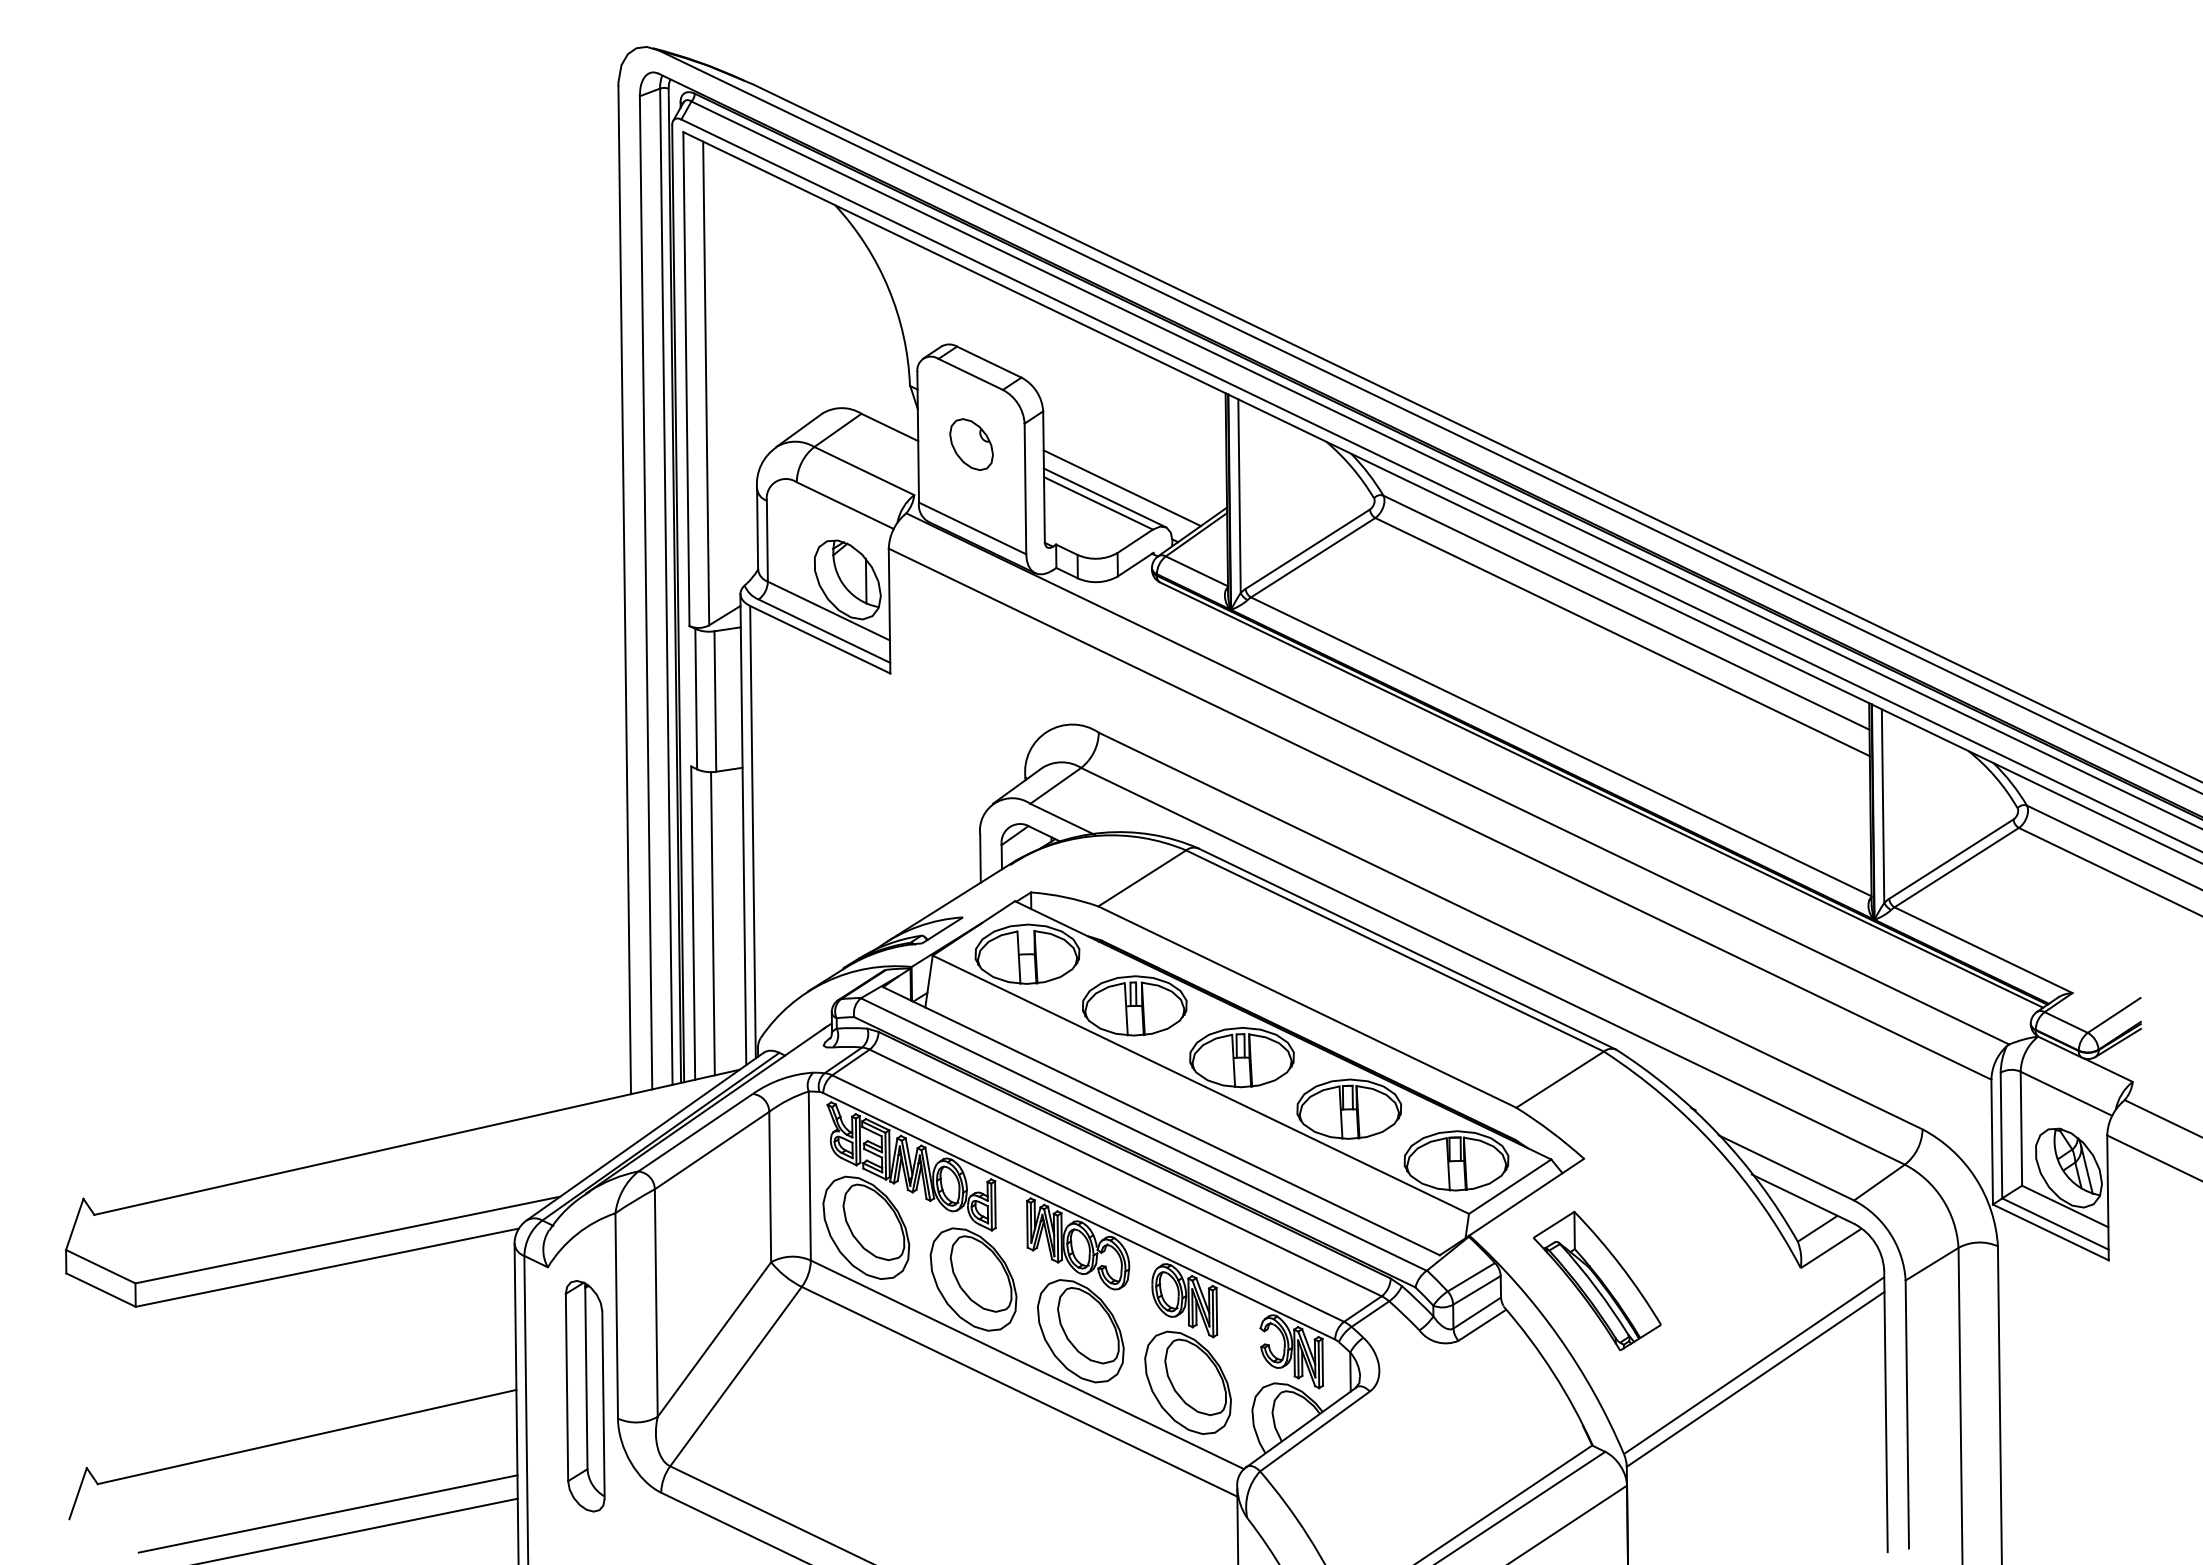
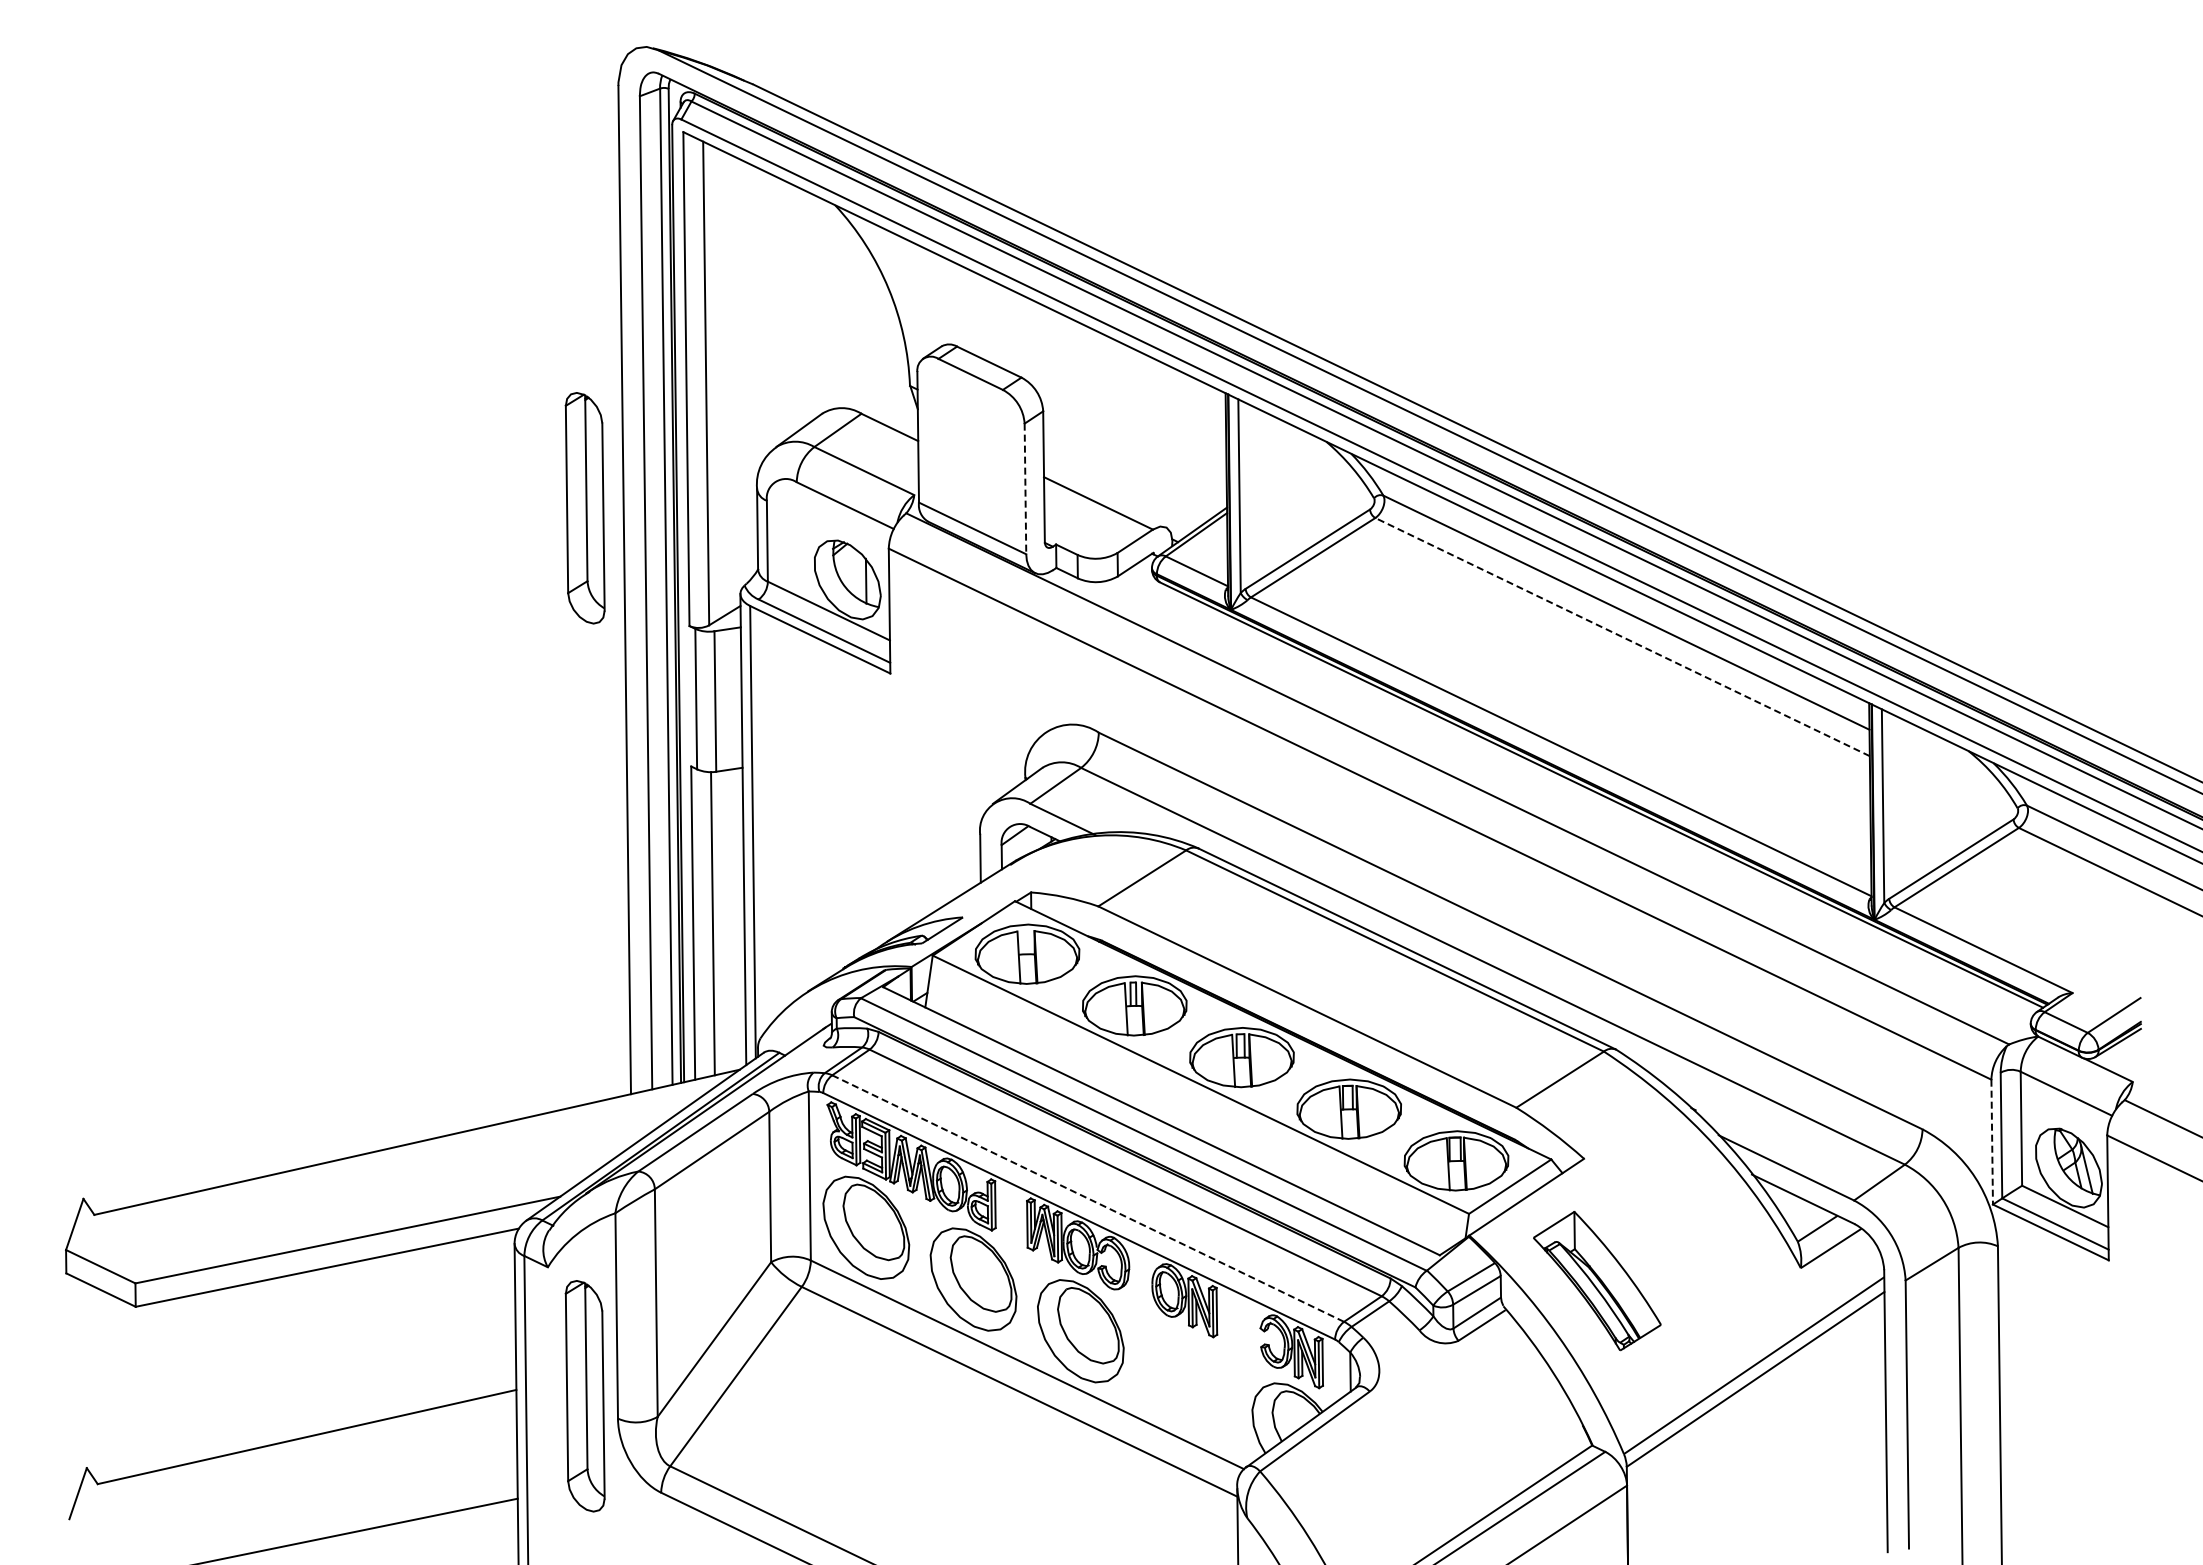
part: present -> none (971, 444)
line: present -> none (1121, 488)
line: solid -> dashed (1025, 489)
line: present -> none (1104, 497)
part: none -> present (584, 508)
line: solid -> dashed (1622, 636)
line: solid -> dashed (1992, 1142)
line: solid -> dashed (1088, 1198)
part: present -> none (1187, 1382)
line: present -> none (327, 1513)
